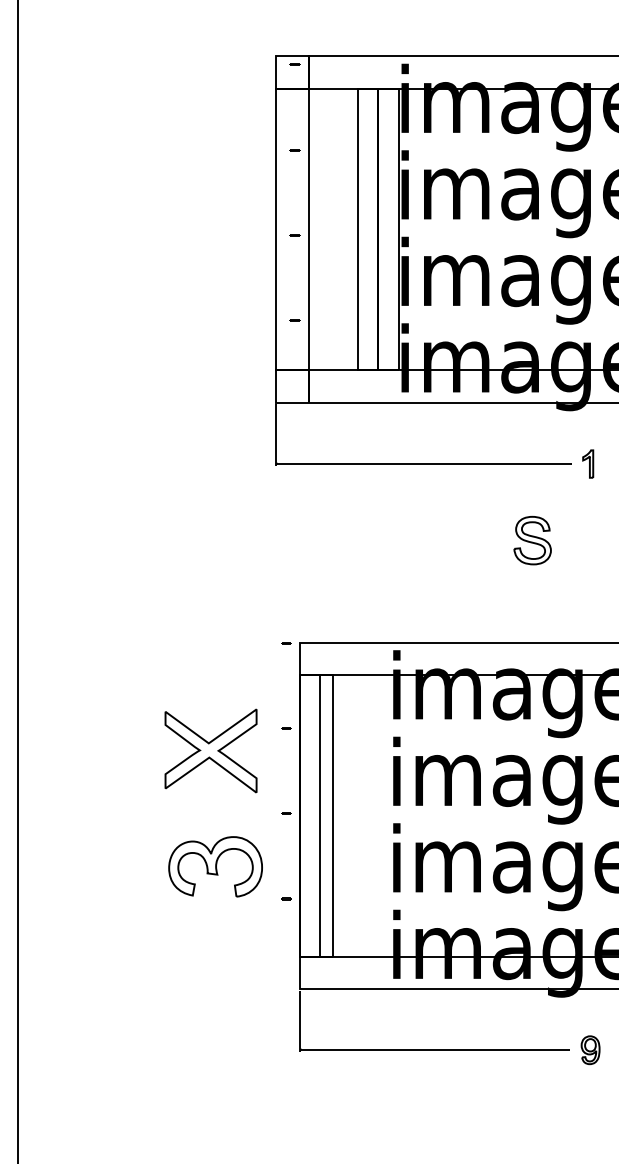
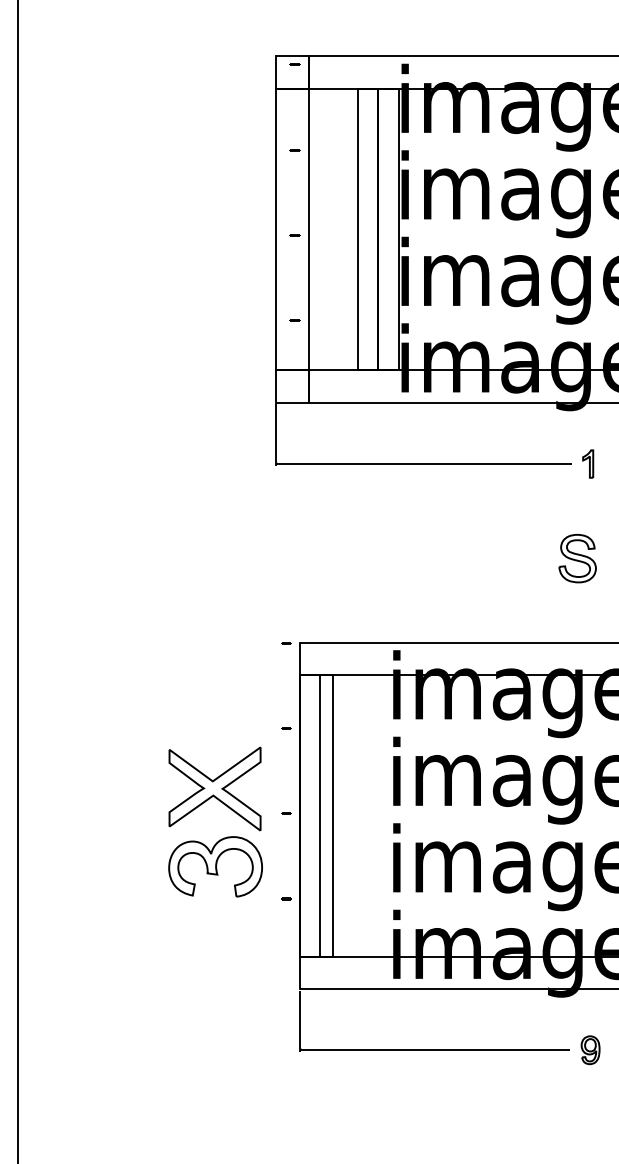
part position: (532, 540) -> (577, 558) (577, 558)
part position: (210, 750) -> (214, 788) (214, 788)
